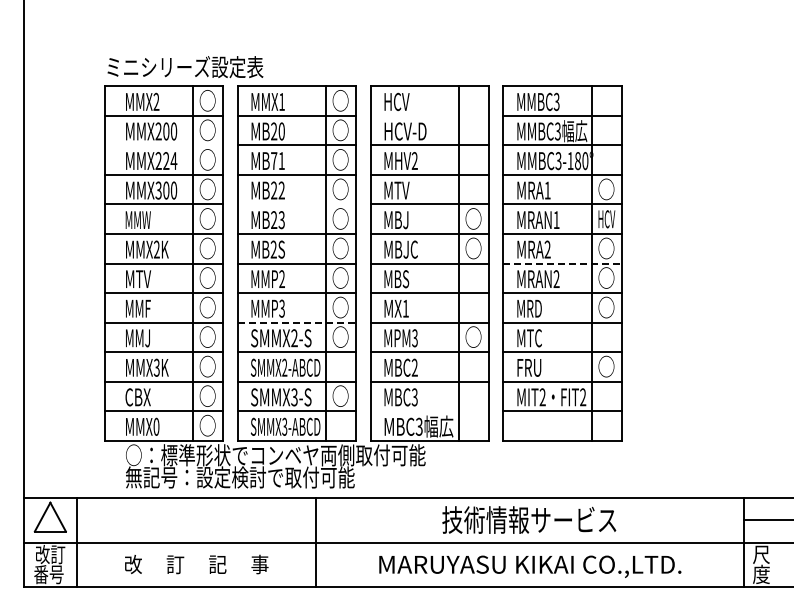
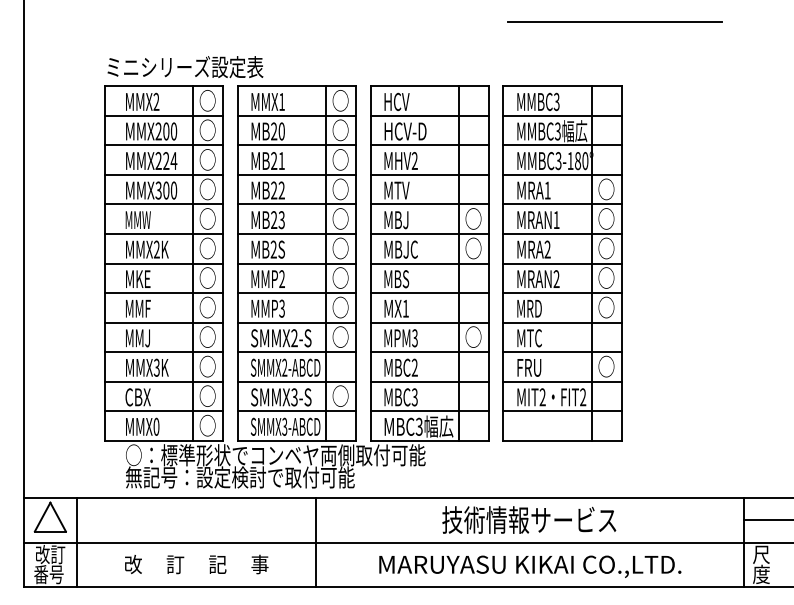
line: none -> present (614, 21)
line: none -> present (429, 115)
line: none -> present (163, 145)
text: MB71 -> MB21 (274, 160)
line: none -> present (296, 204)
text: HCV -> ○ (606, 218)
line: dashed -> solid (562, 263)
text: MTV -> MKE (139, 278)
line: dashed -> solid (297, 322)
line: none -> present (429, 411)
